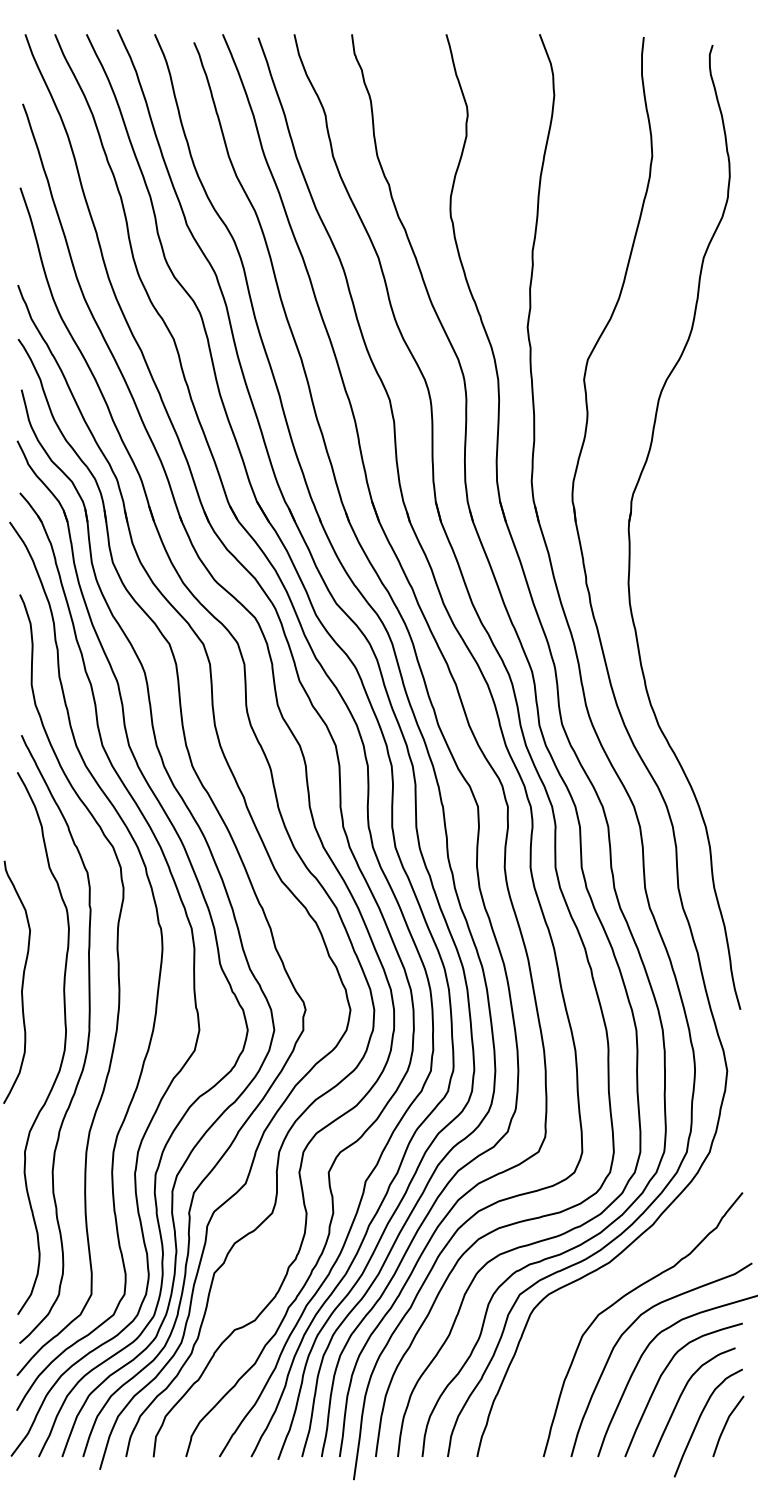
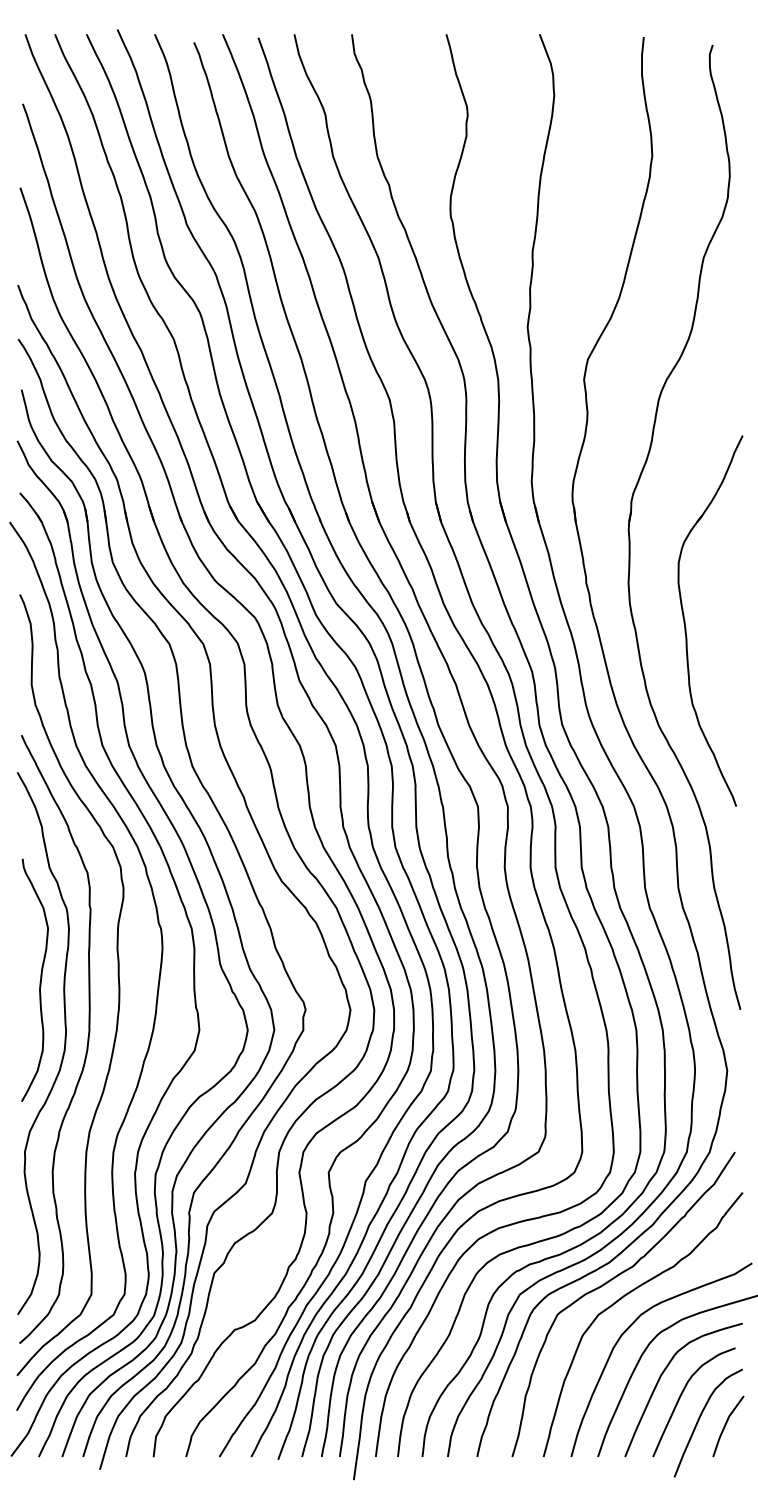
part: none -> present (685, 620)
curve position: (21, 983) -> (39, 981) (39, 981)
curve: none -> present (609, 1282)
